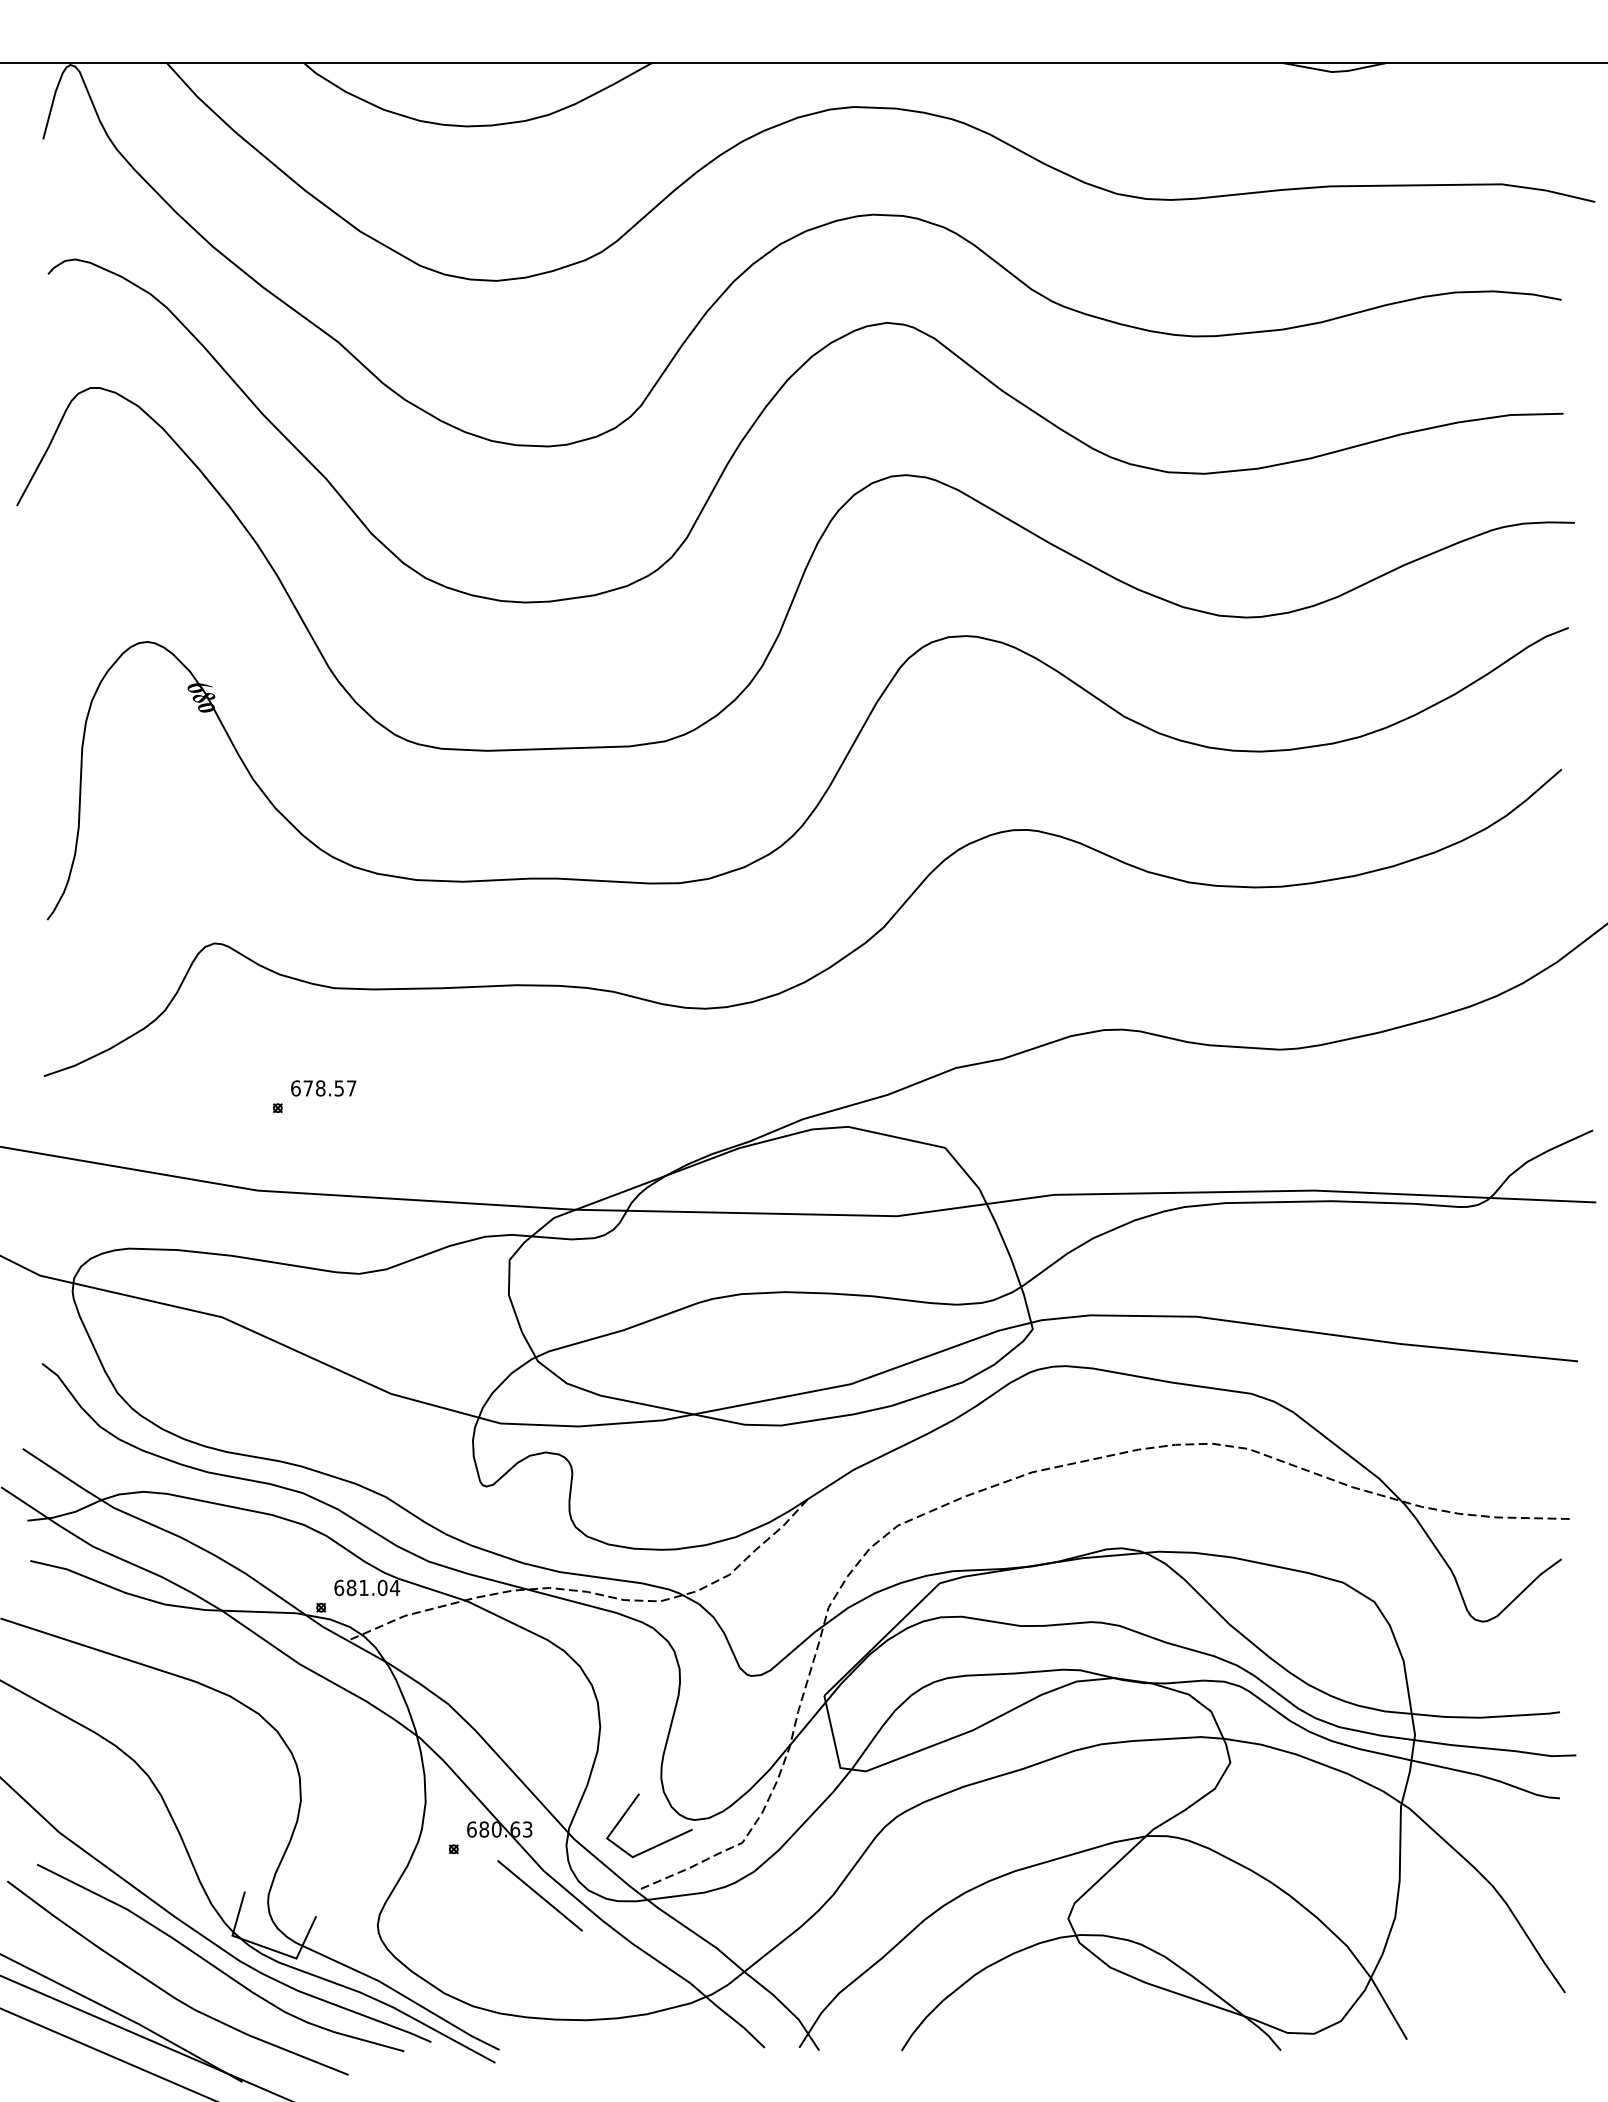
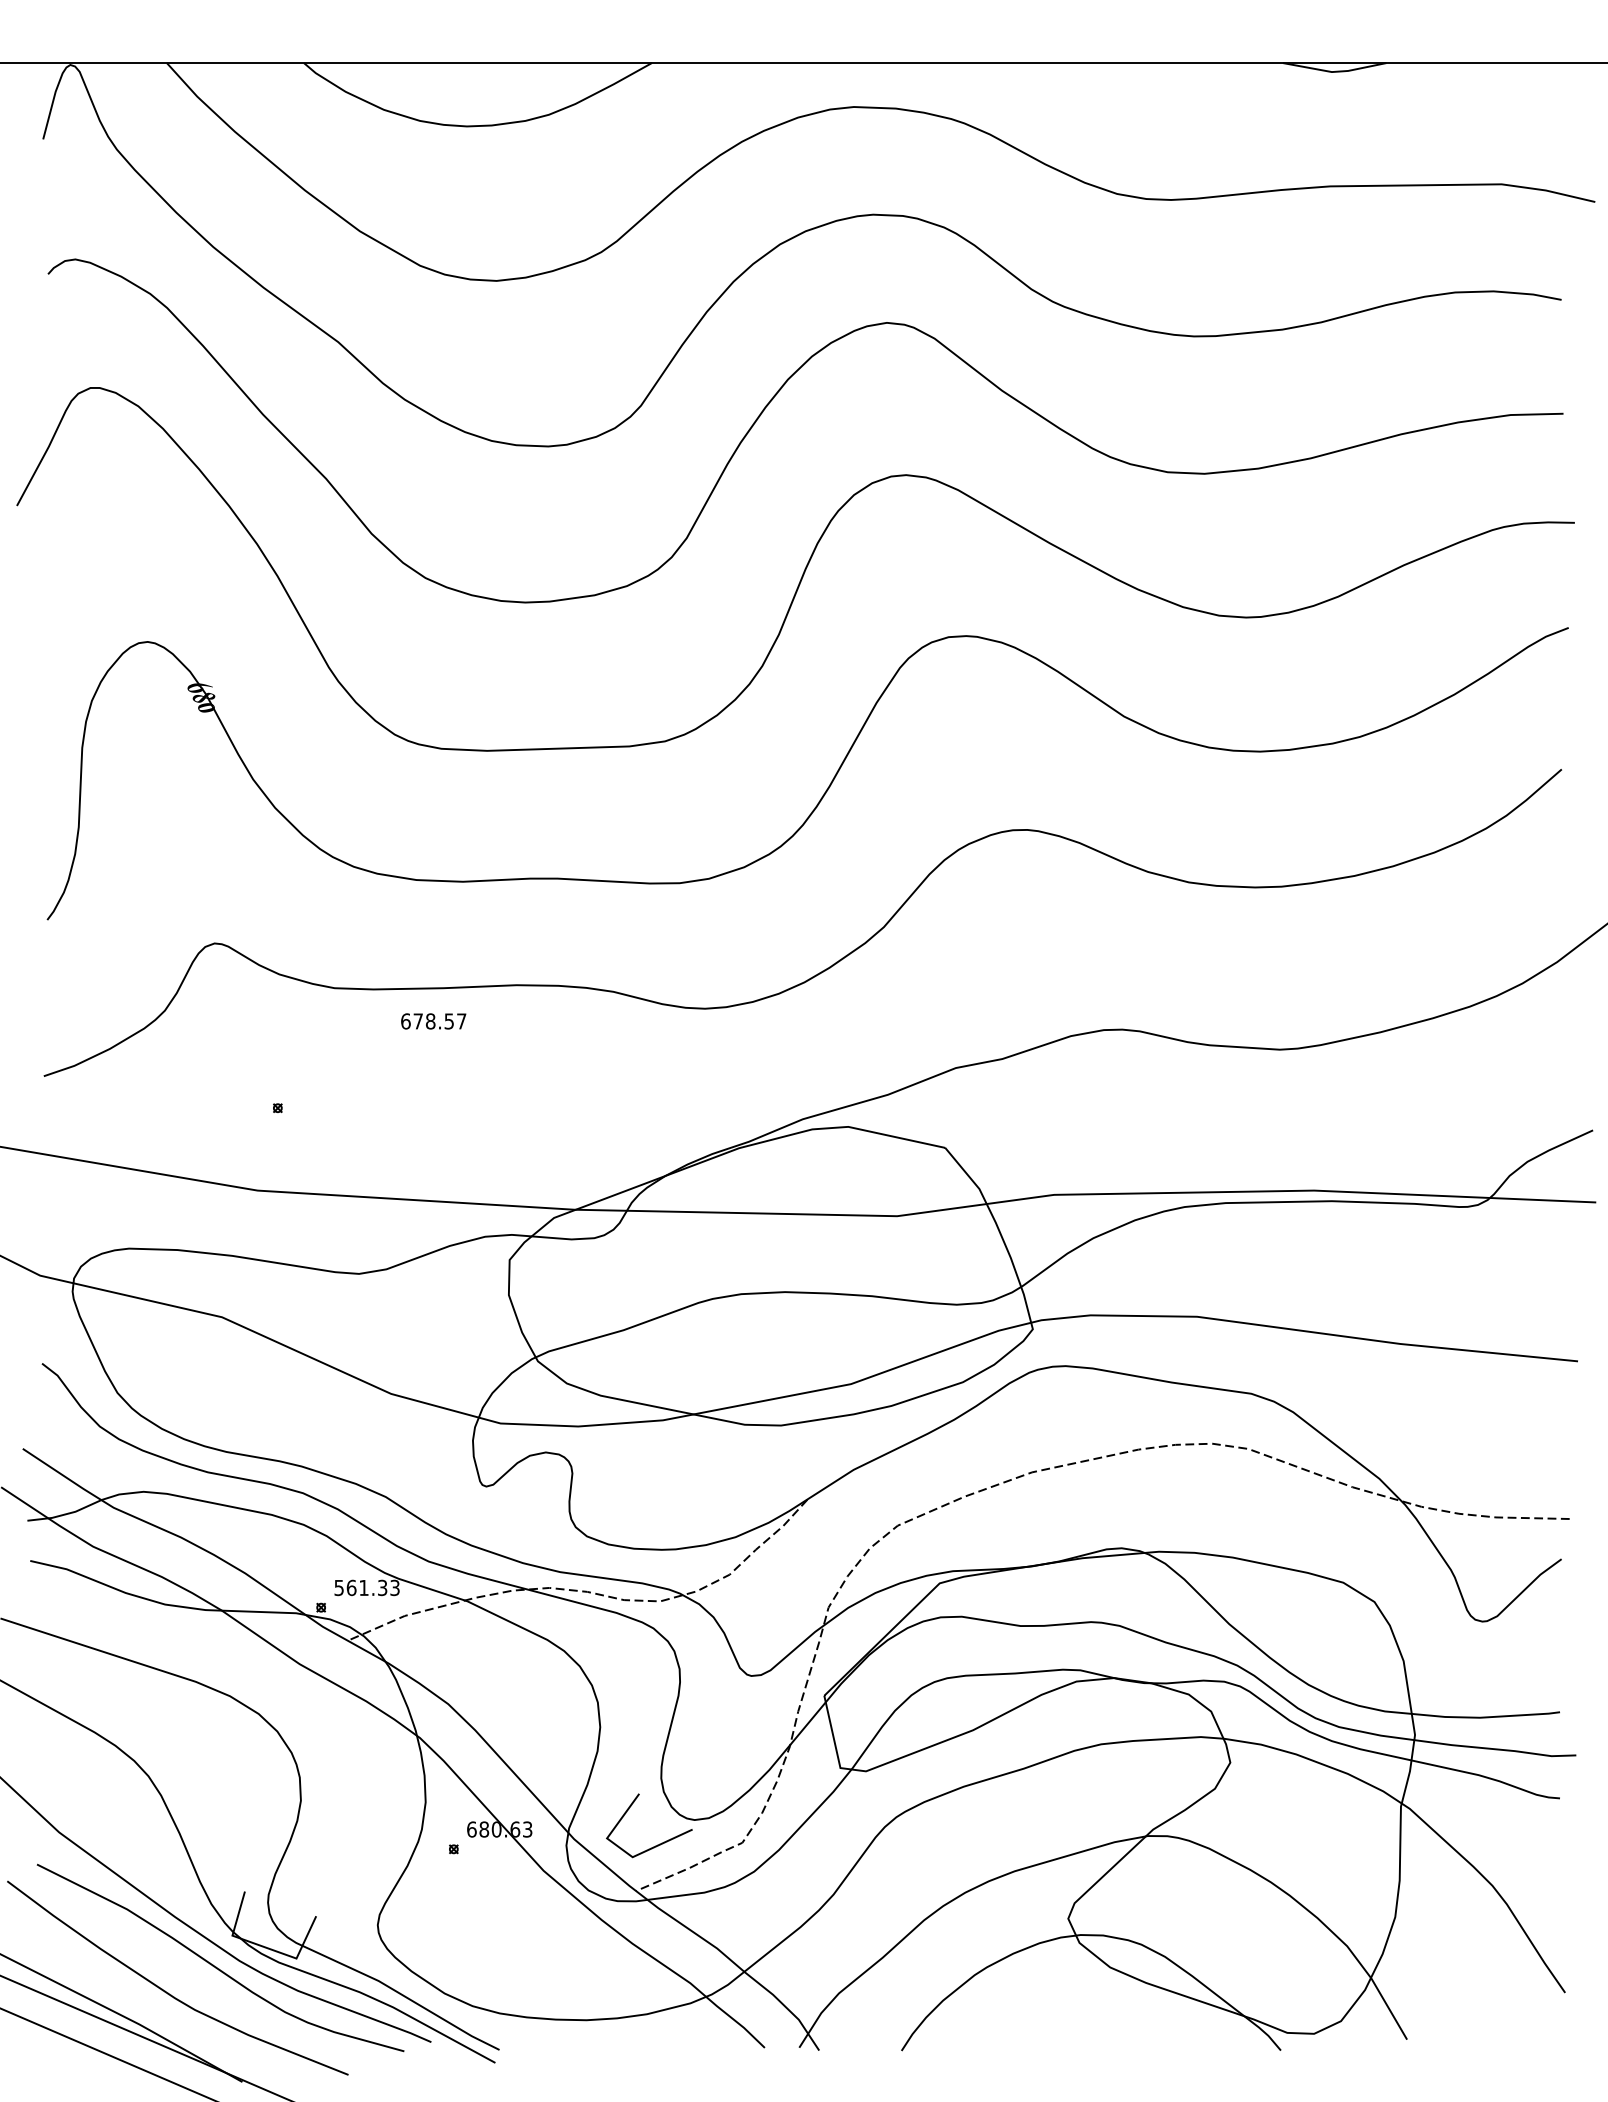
text position: (323, 1088) -> (433, 1021) (433, 1021)
text: 681.04 -> 561.33 (367, 1587)
line: present -> none (539, 1895)
